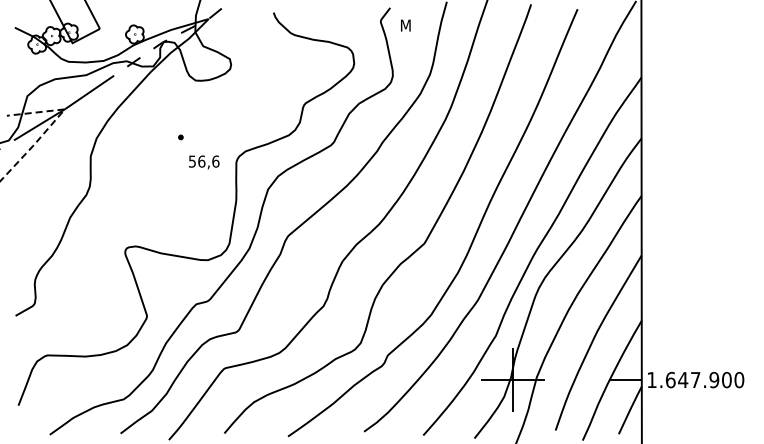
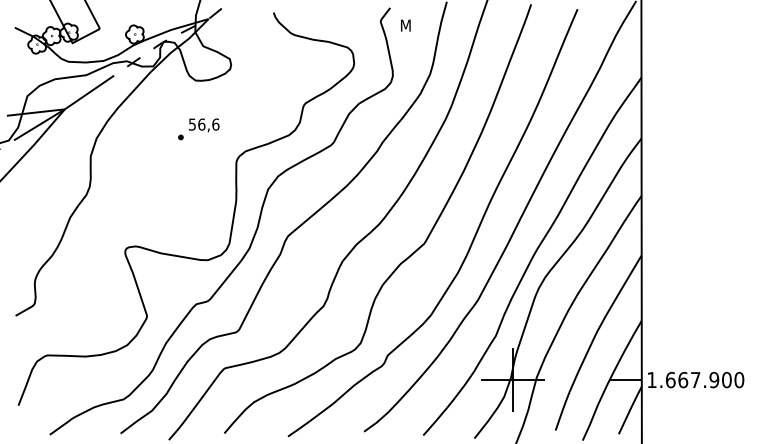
line: dashed -> solid (52, 123)
text position: (204, 162) -> (204, 125) (204, 125)
text: 1.647.900 -> 1.667.900 (683, 379)
